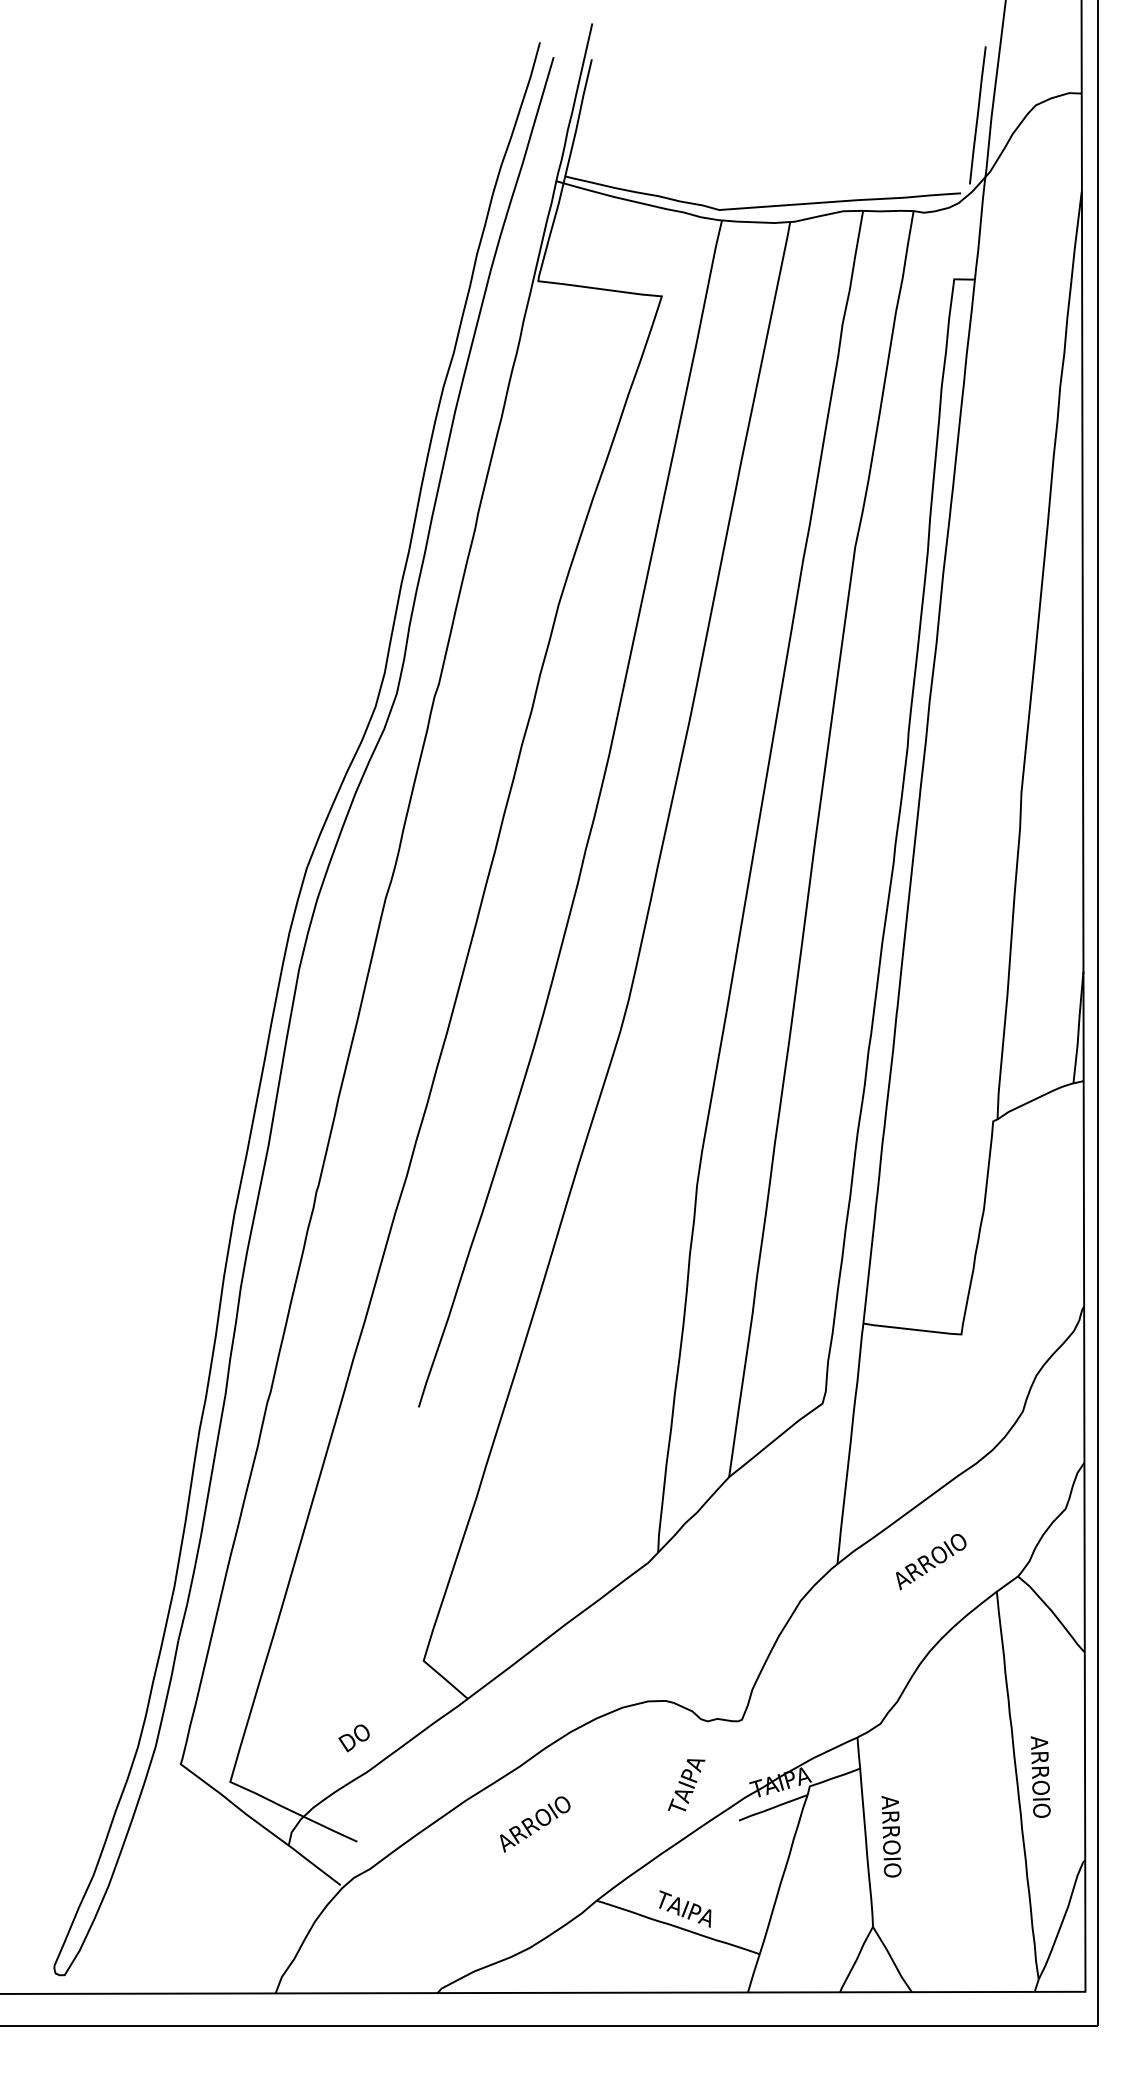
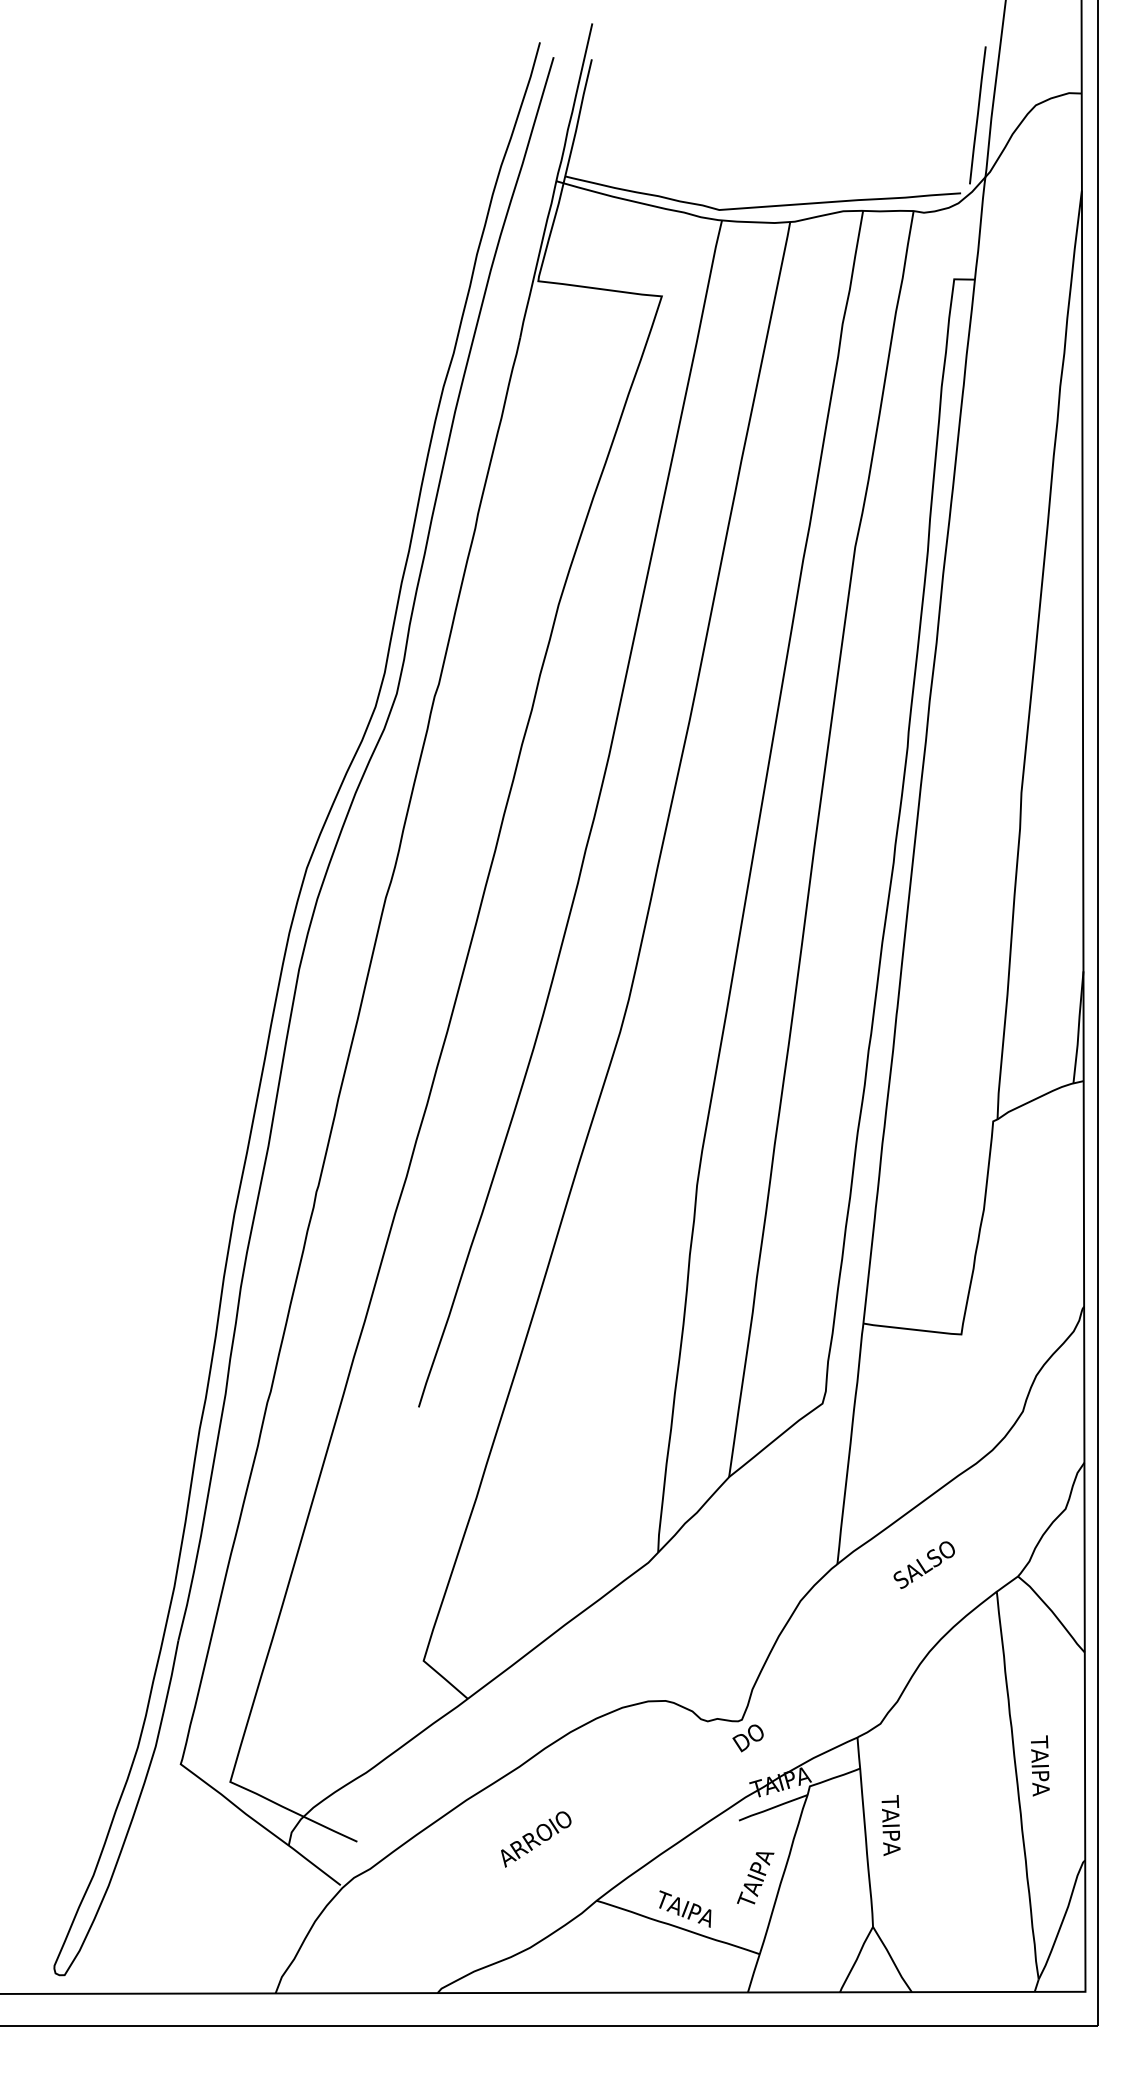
text: ARROIO -> SALSO (929, 1562)
text position: (353, 1738) -> (747, 1738) (747, 1738)
text: ARROIO -> TAIPA (1040, 1776)
text position: (686, 1785) -> (755, 1878) (755, 1878)
text position: (535, 1824) -> (536, 1839) (536, 1839)
text: ARROIO -> TAIPA (891, 1836)
